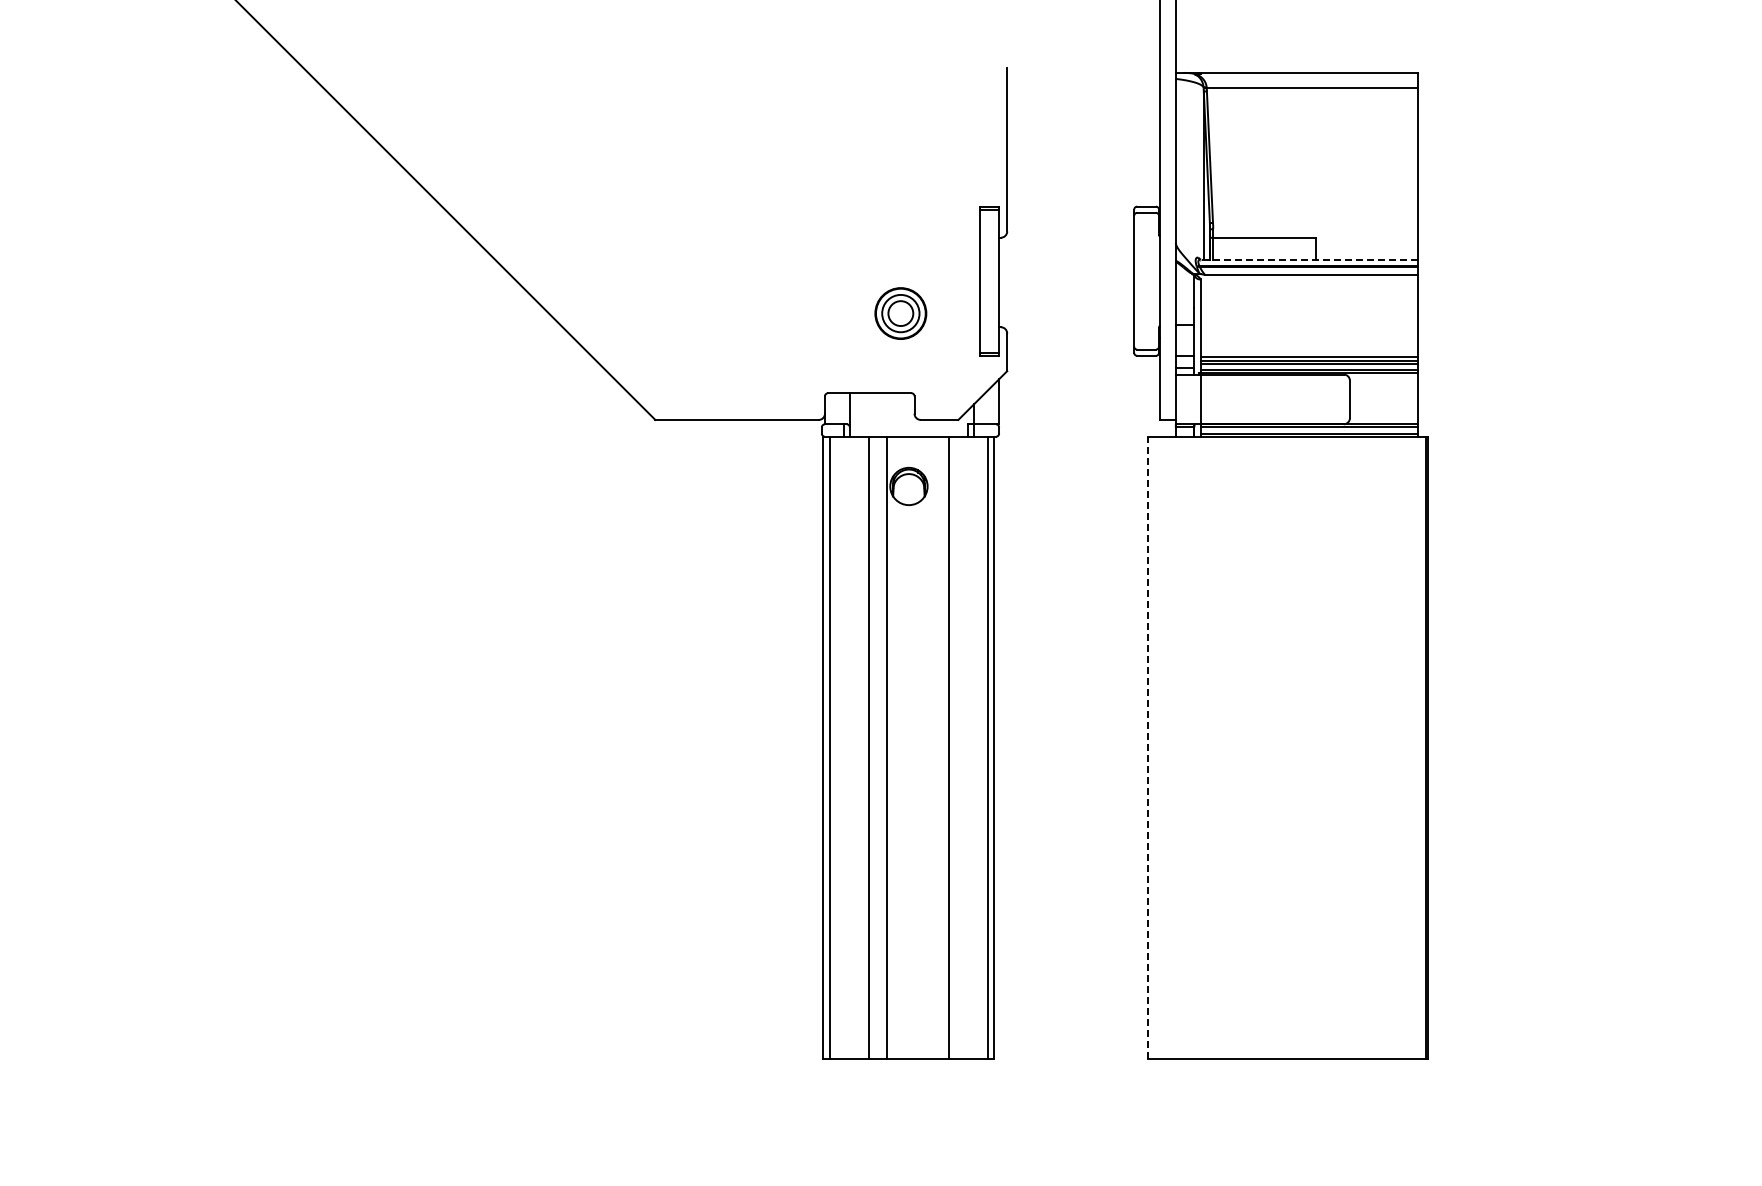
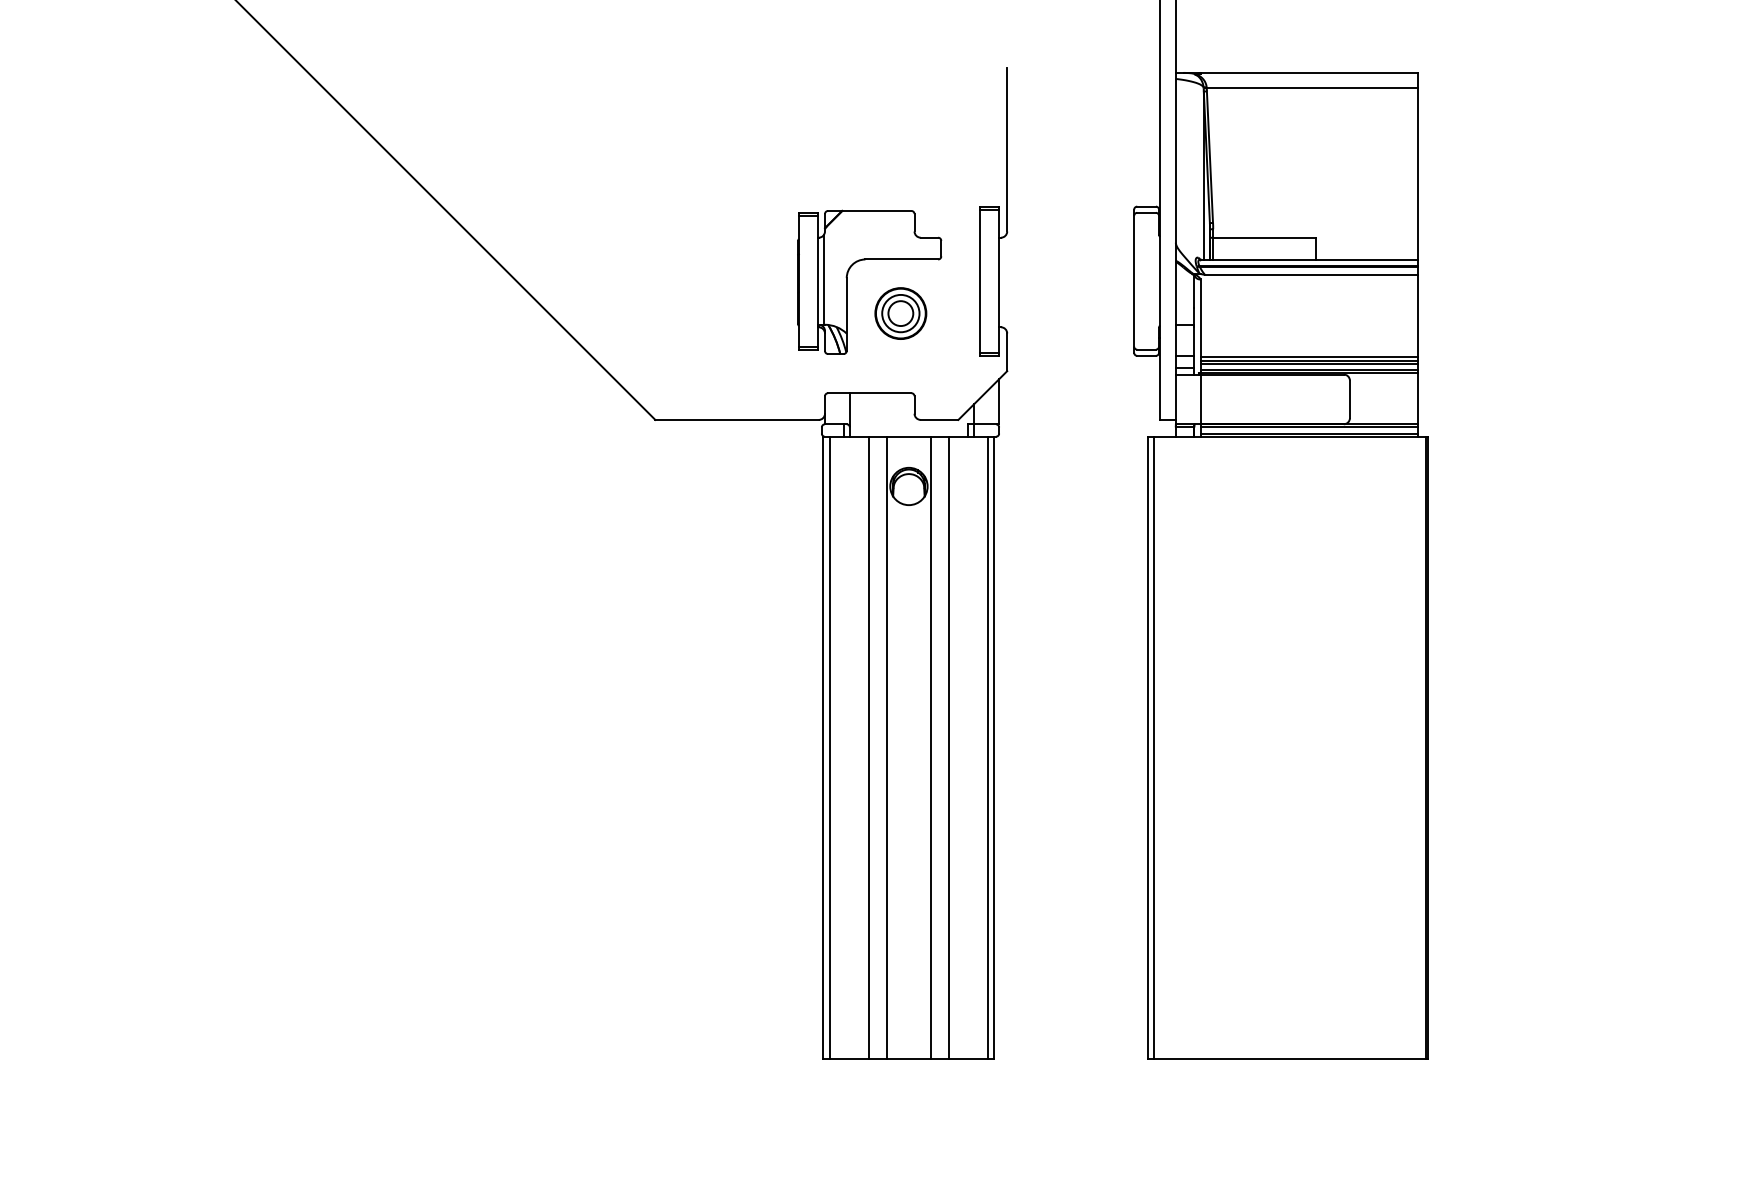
line: dashed -> solid (1308, 259)
part: none -> present (865, 260)
line: none -> present (930, 747)
line: dashed -> solid (1147, 747)
line: none -> present (1154, 747)
